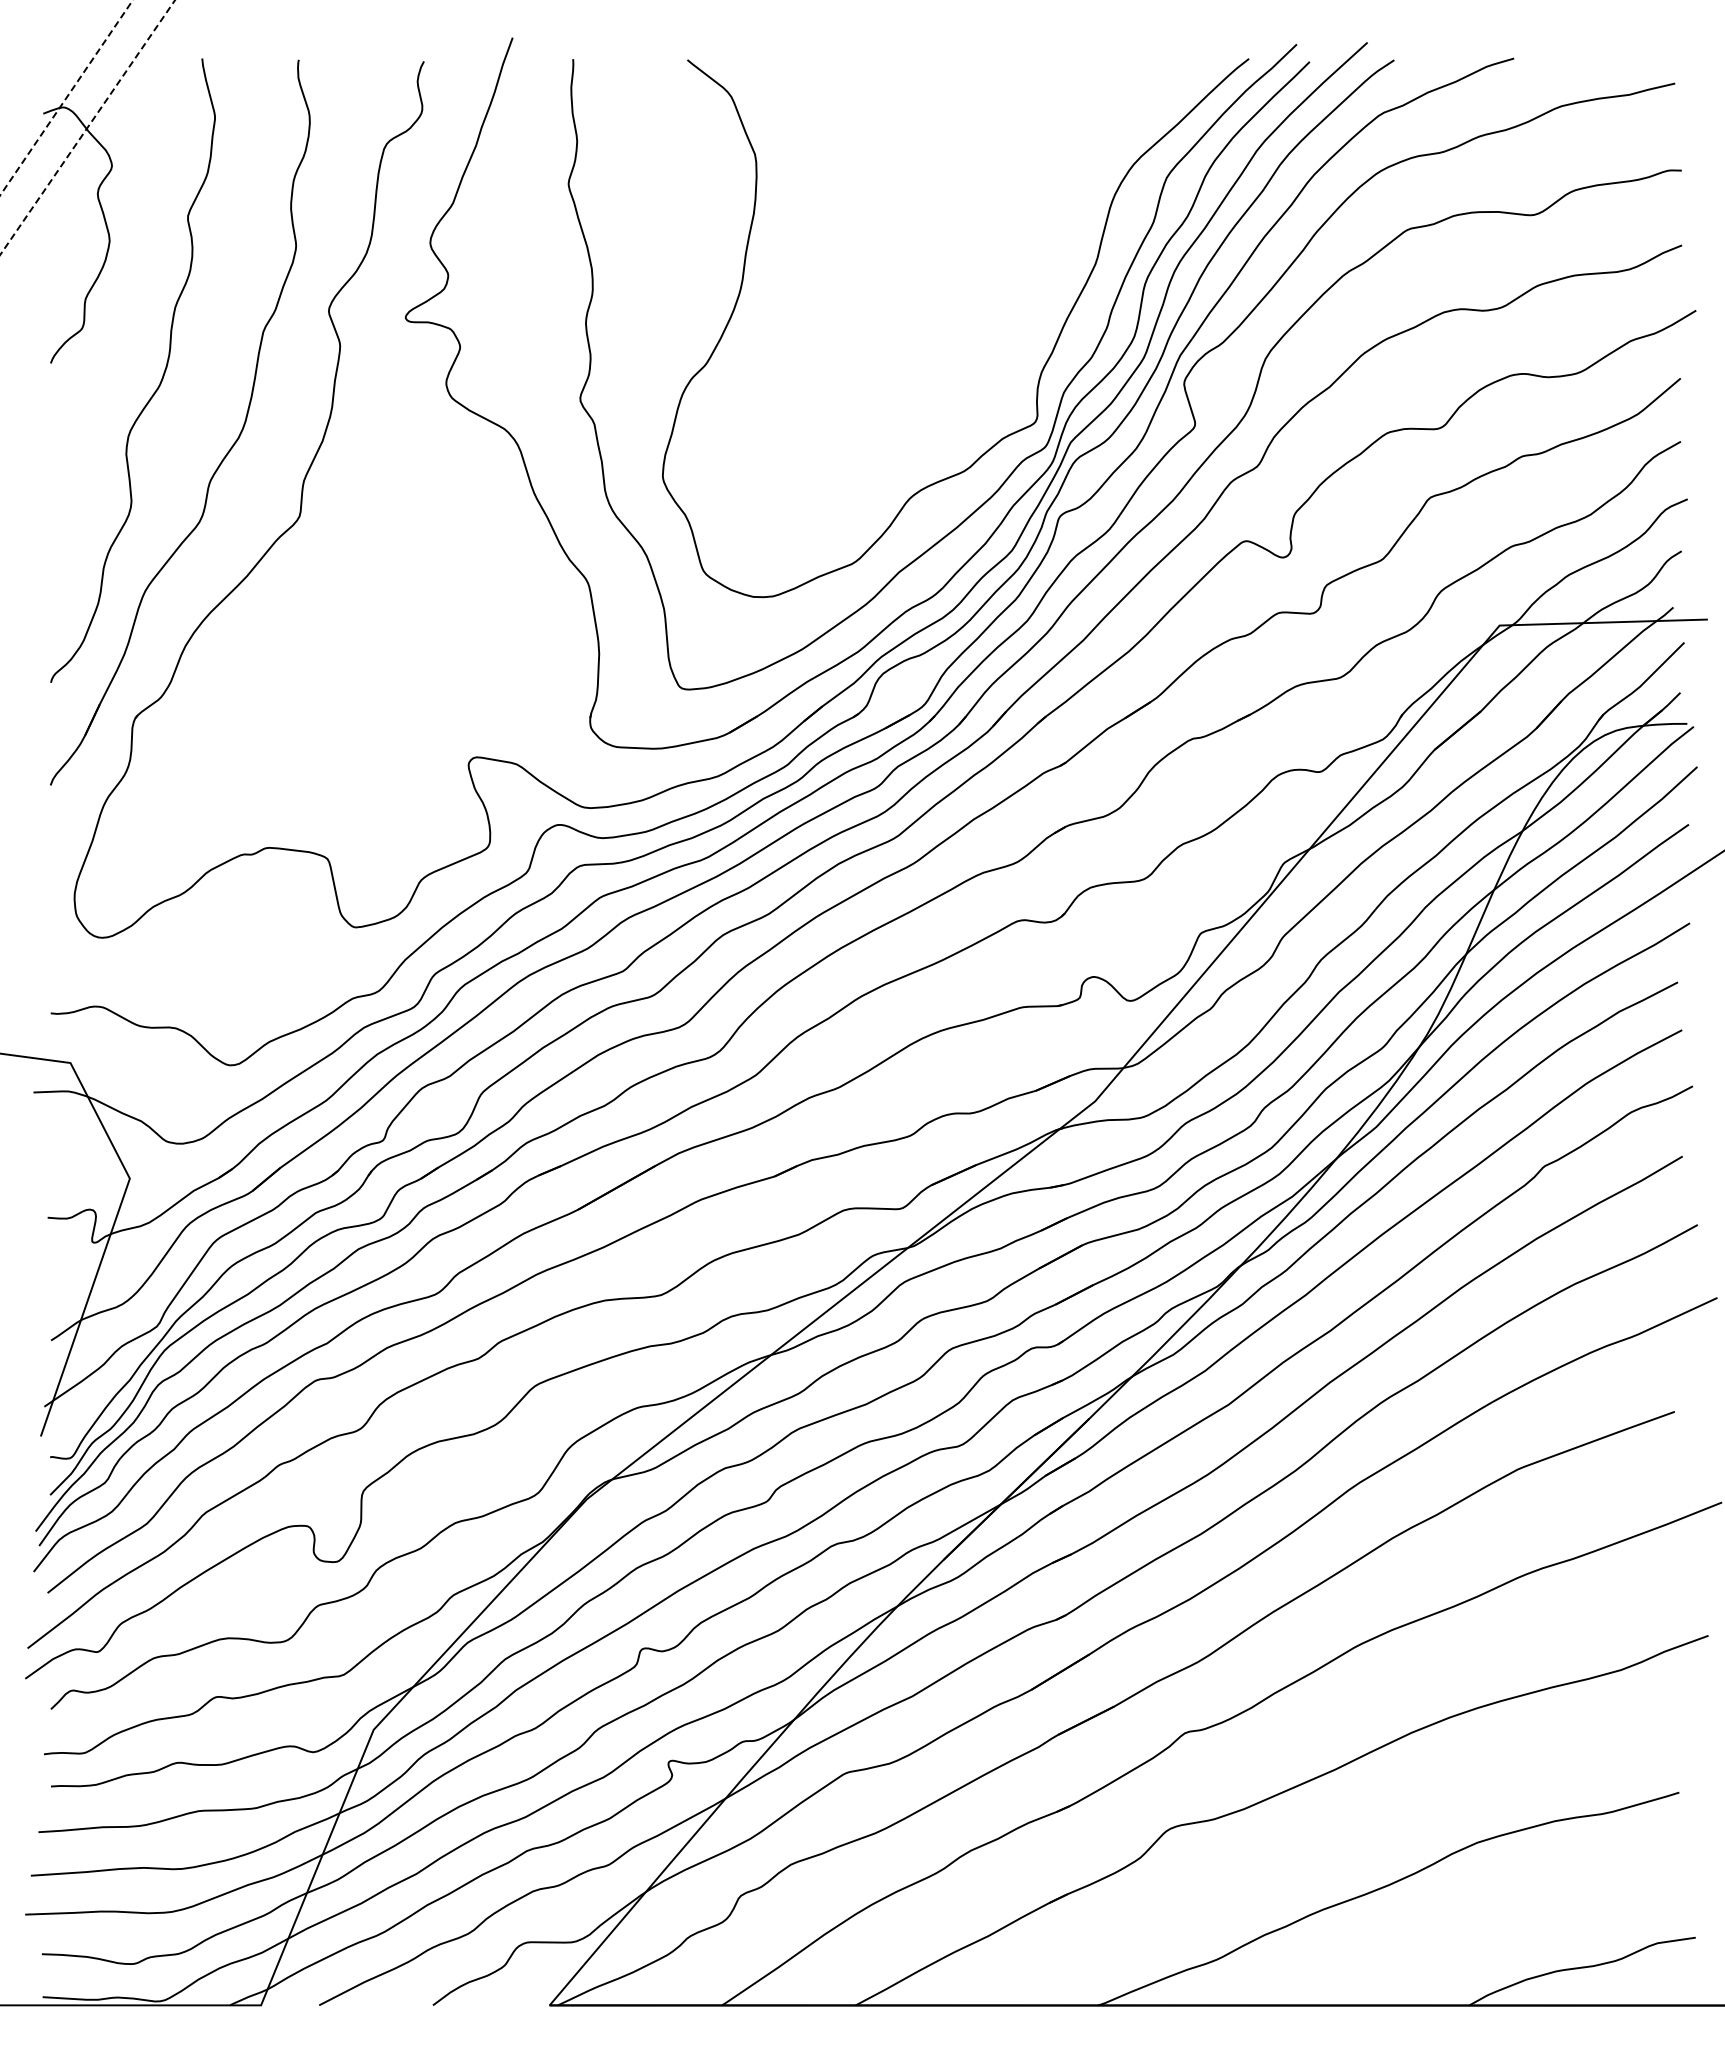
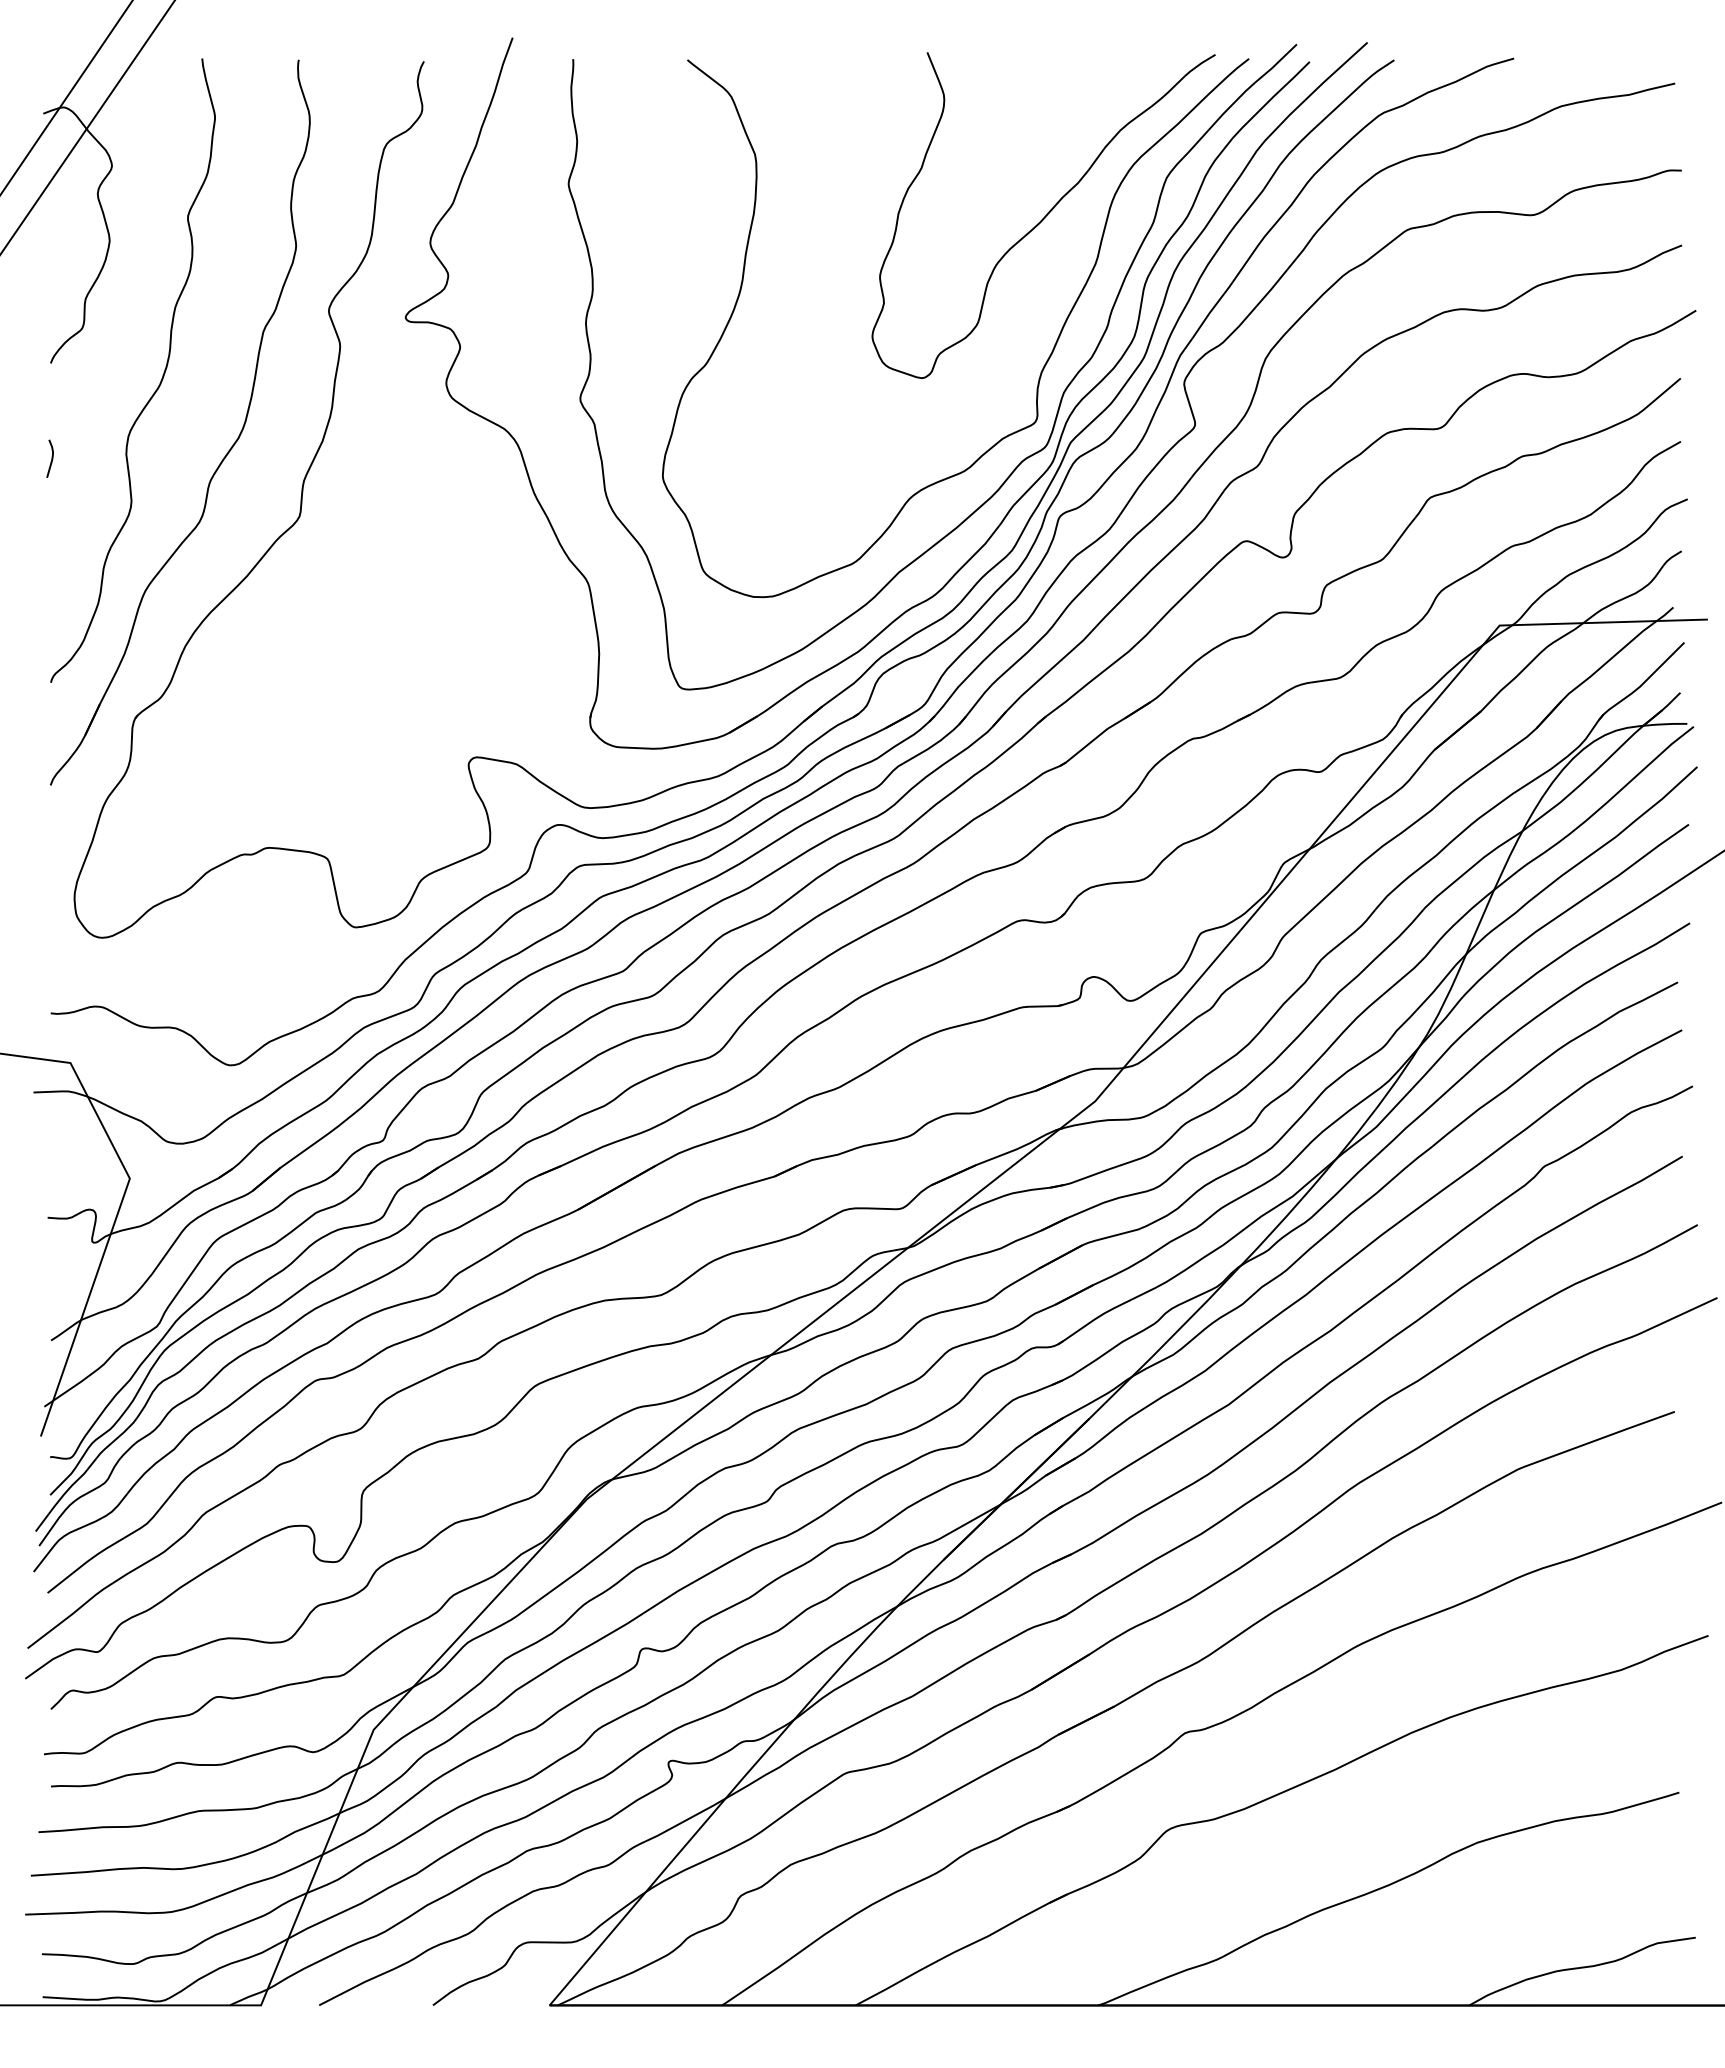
line: dashed -> solid (66, 98)
line: dashed -> solid (87, 127)
curve: none -> present (1044, 216)
curve: none -> present (51, 458)
